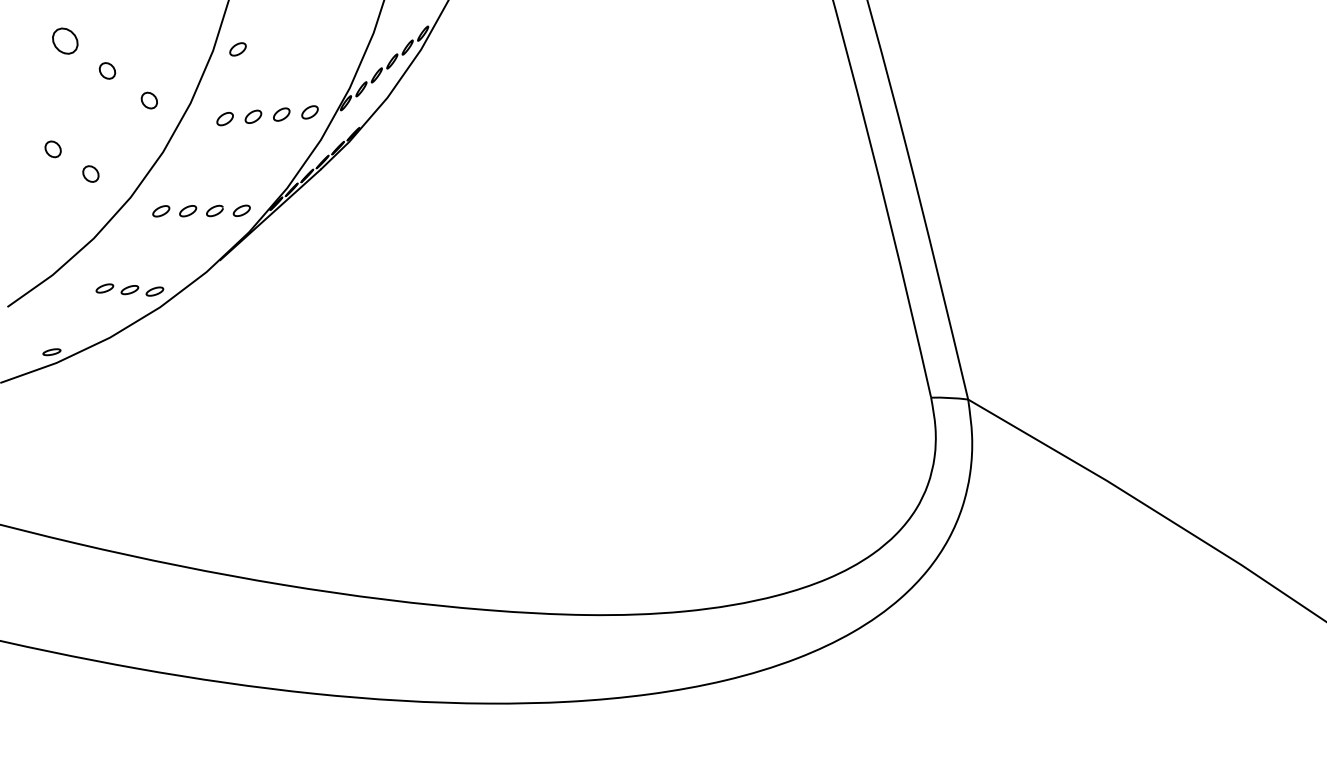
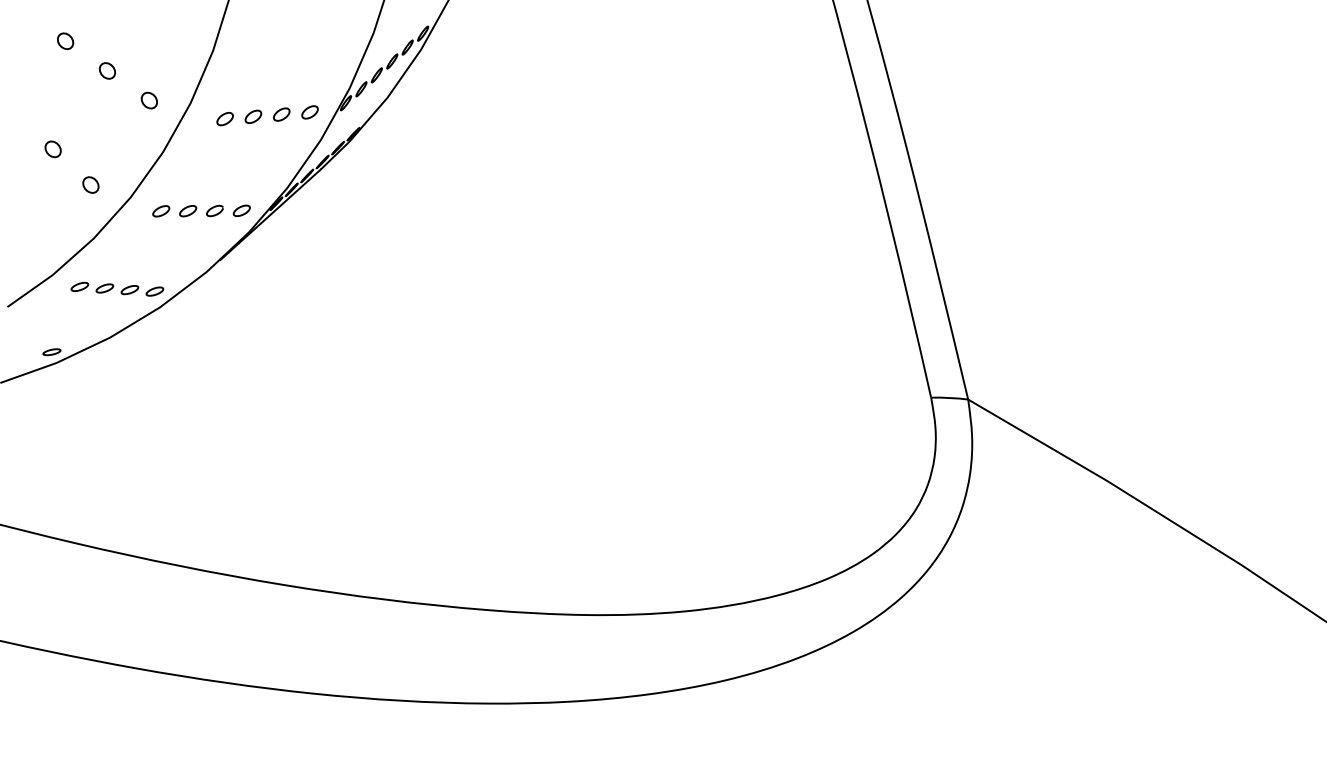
part size: 27x28 px -> 18x19 px (65, 41)
part: present -> none (237, 49)
part position: (90, 173) -> (90, 184) (90, 184)
part: none -> present (79, 286)
